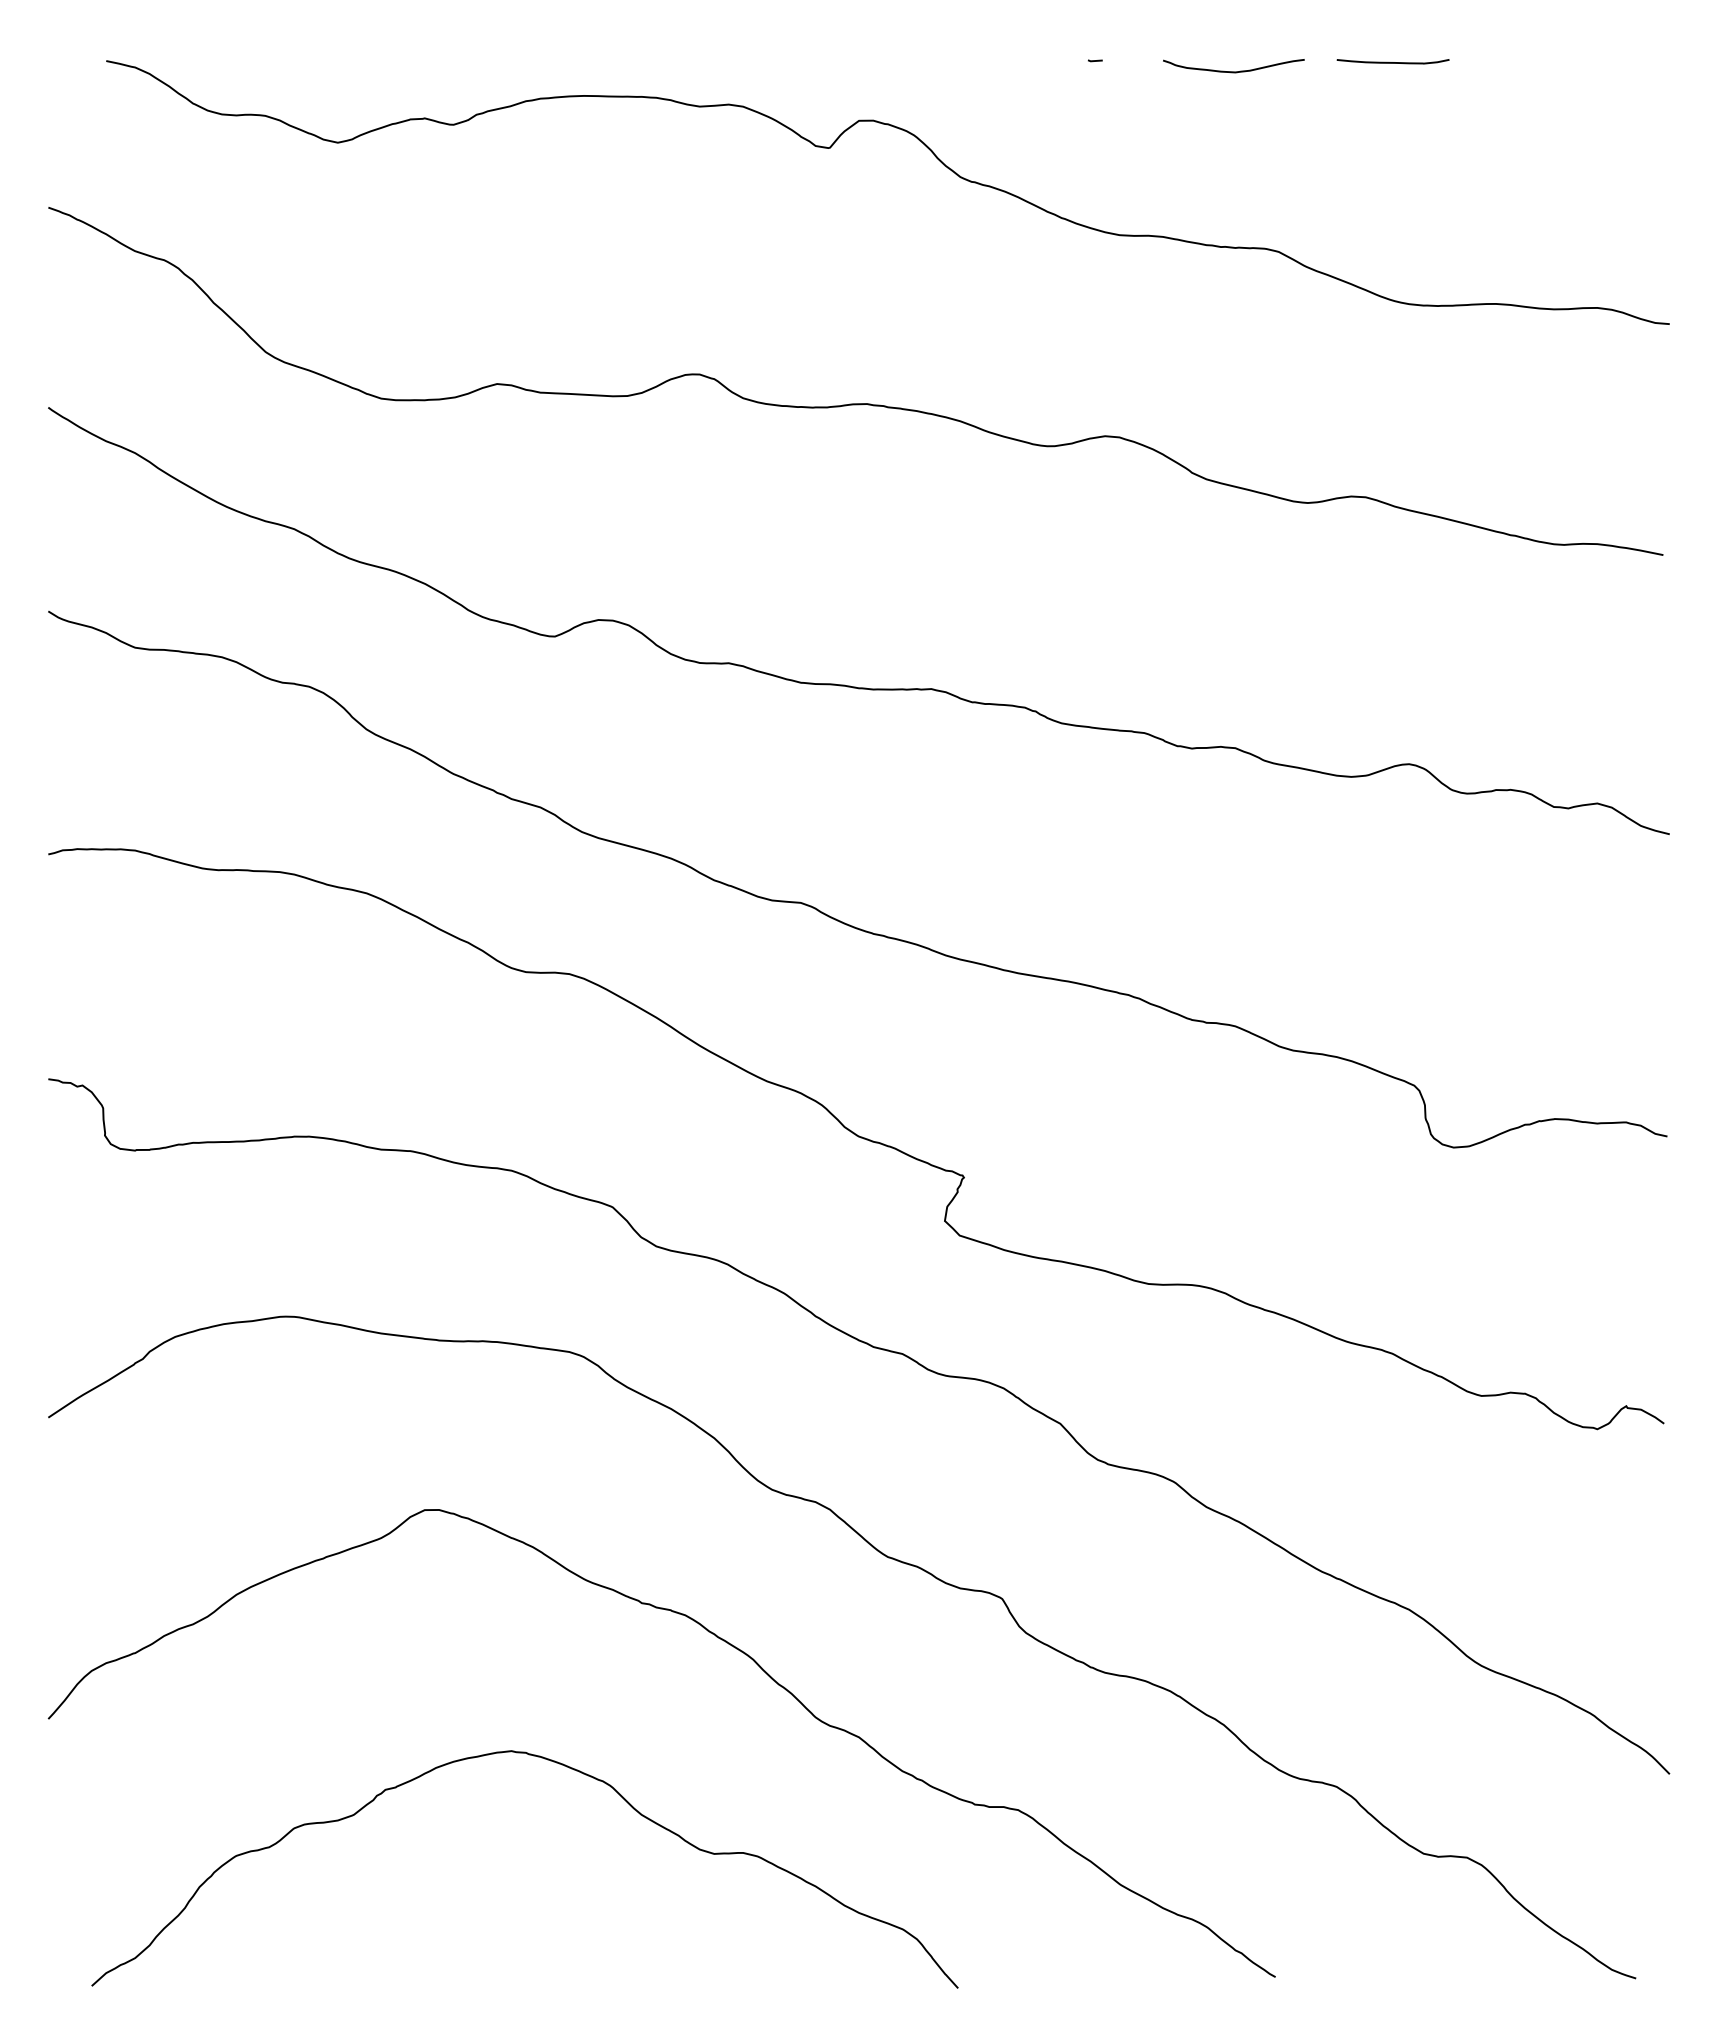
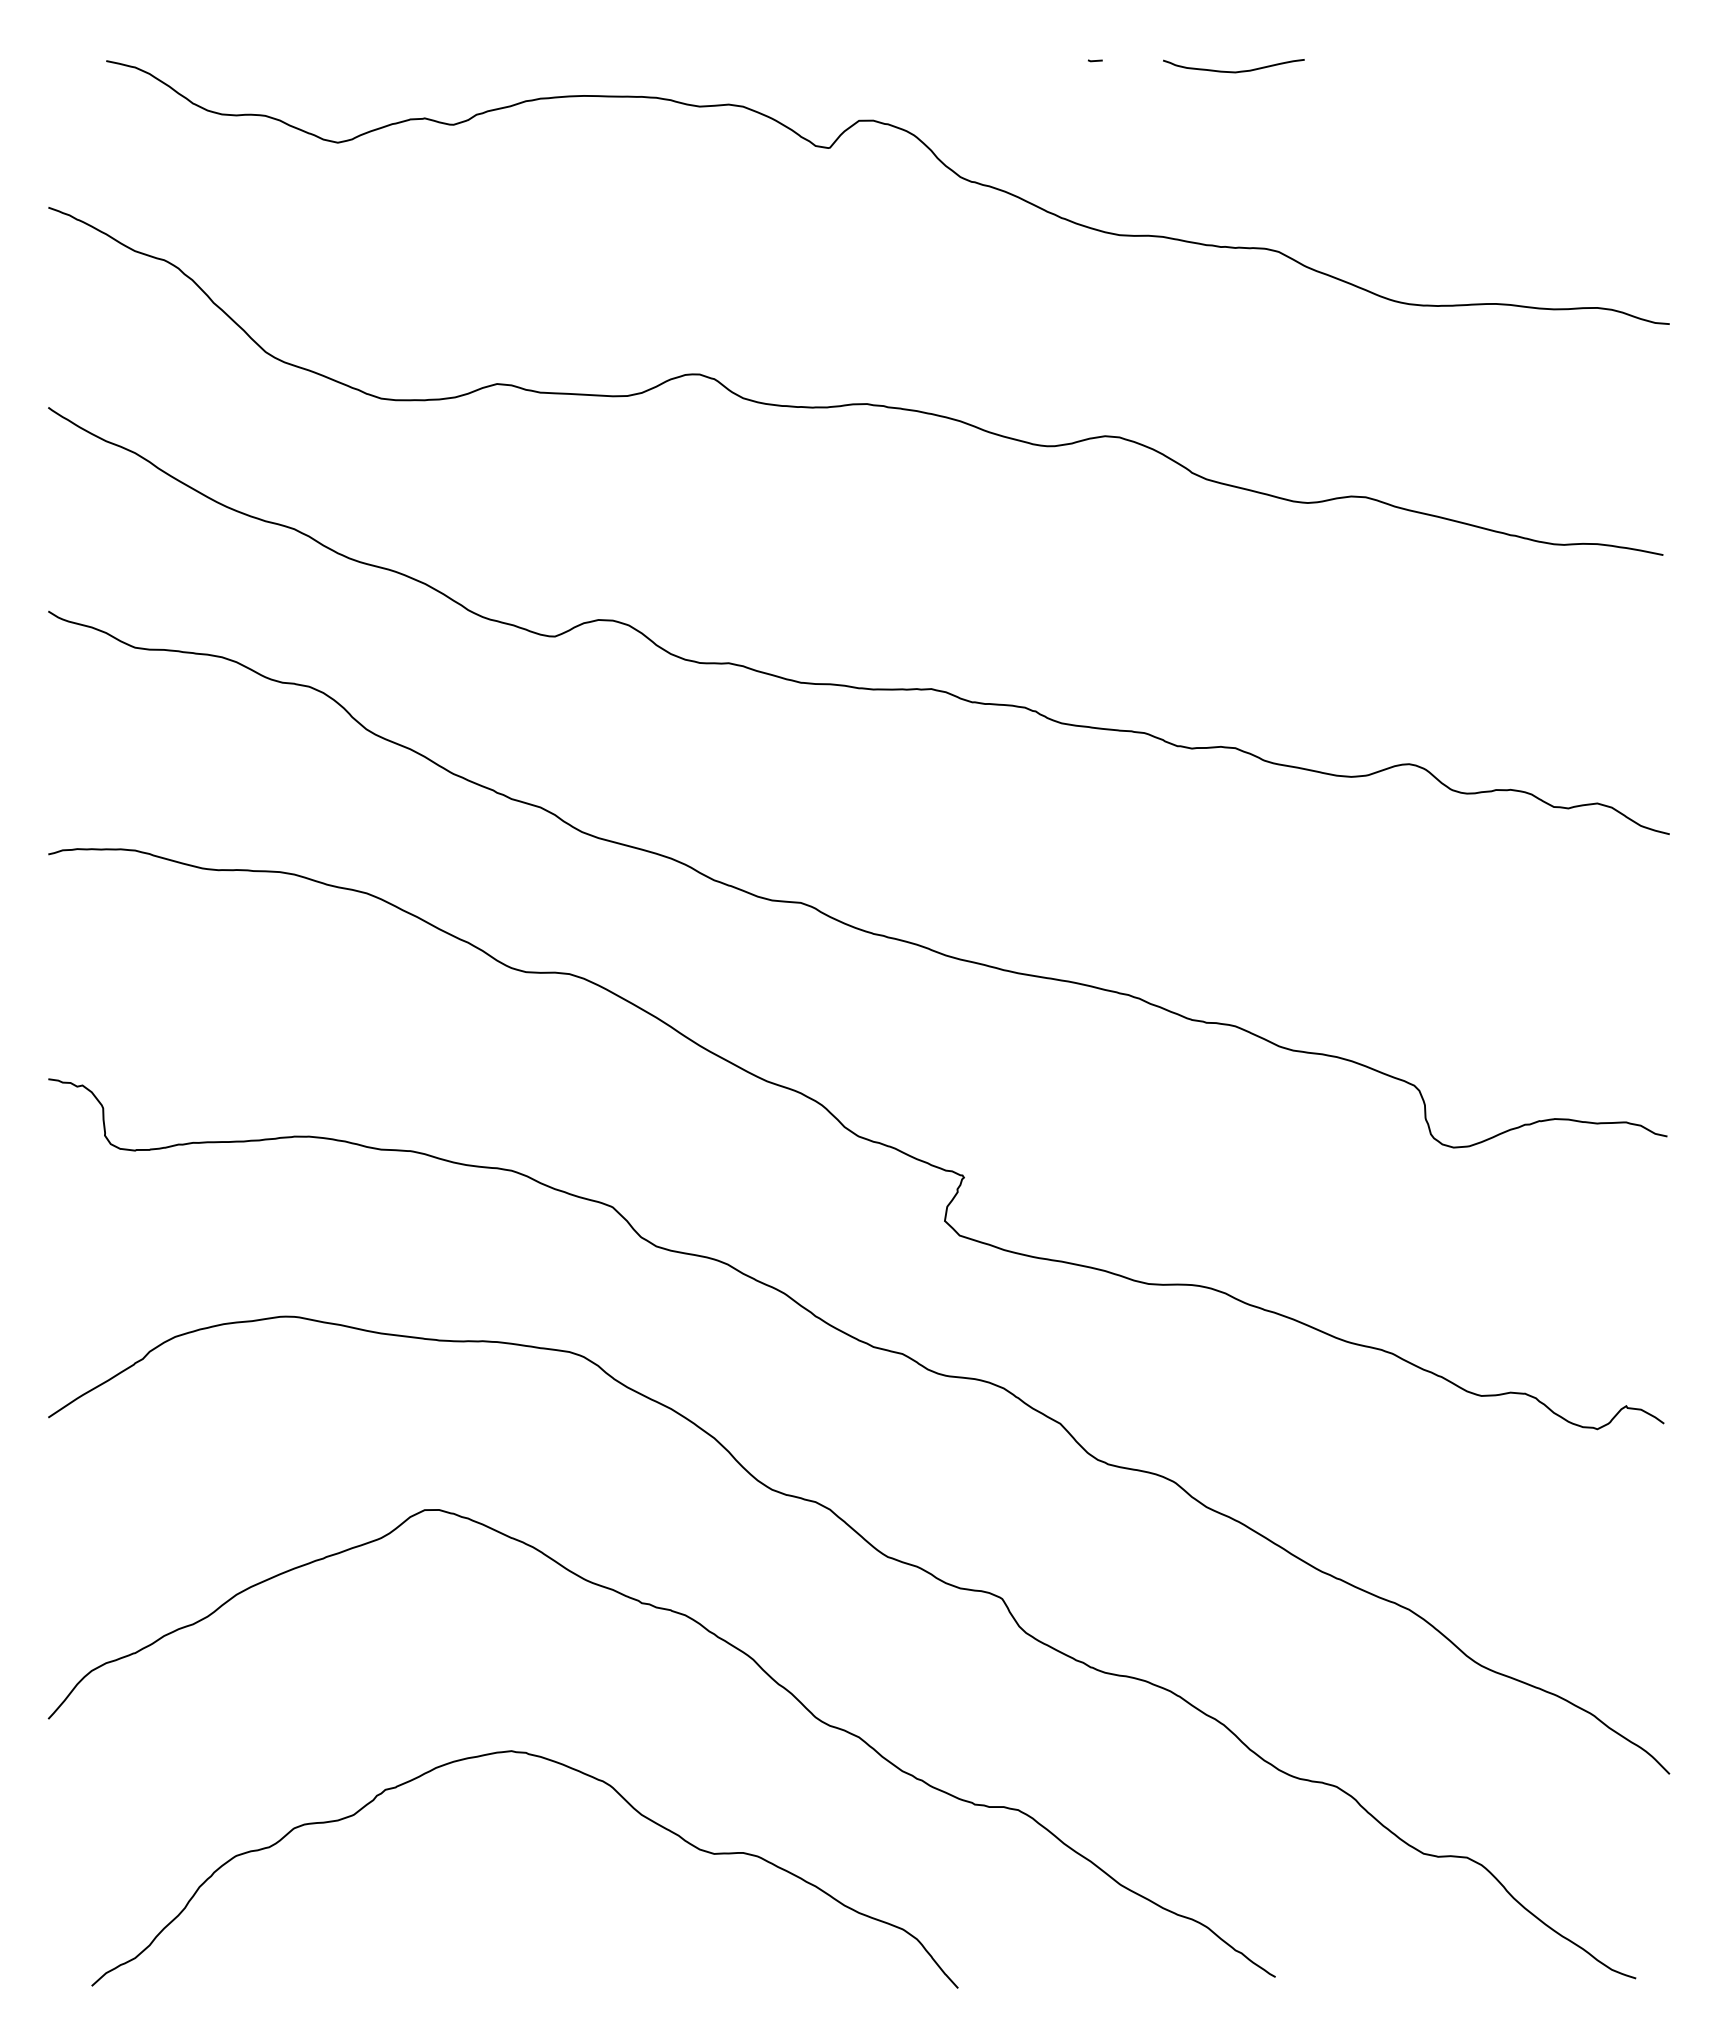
curve: present -> none (1392, 62)
